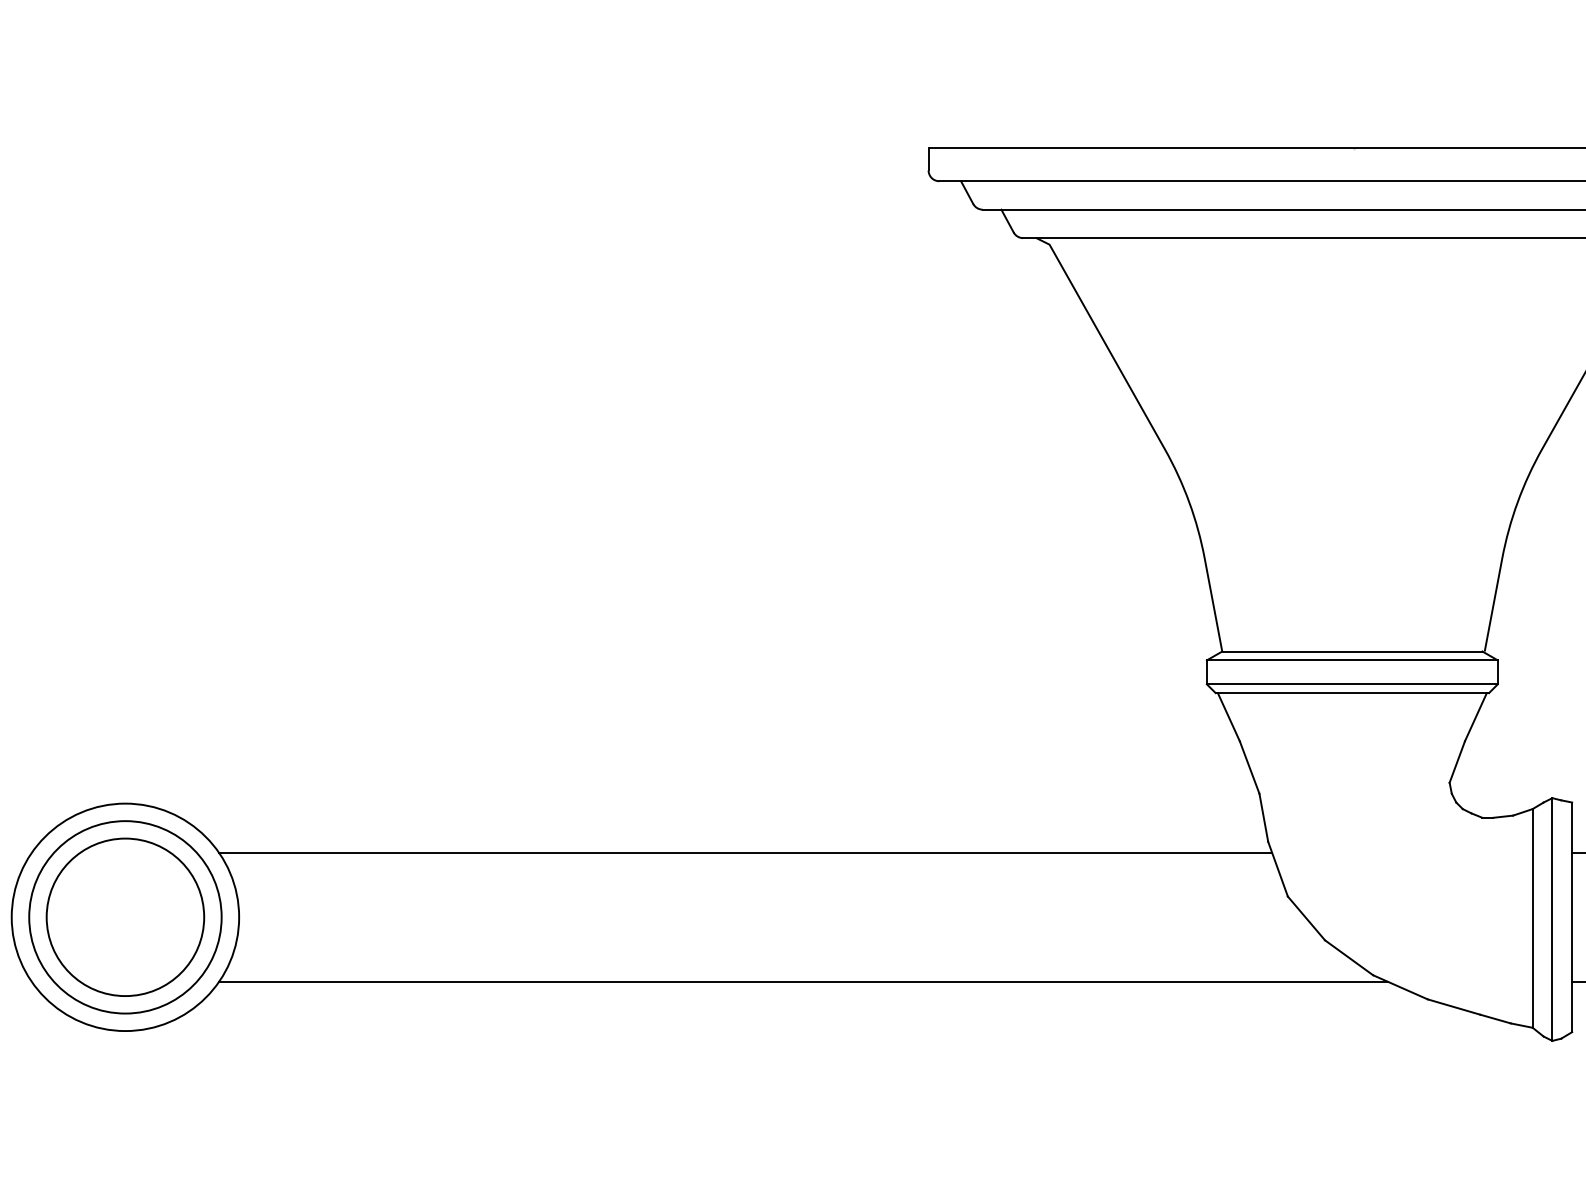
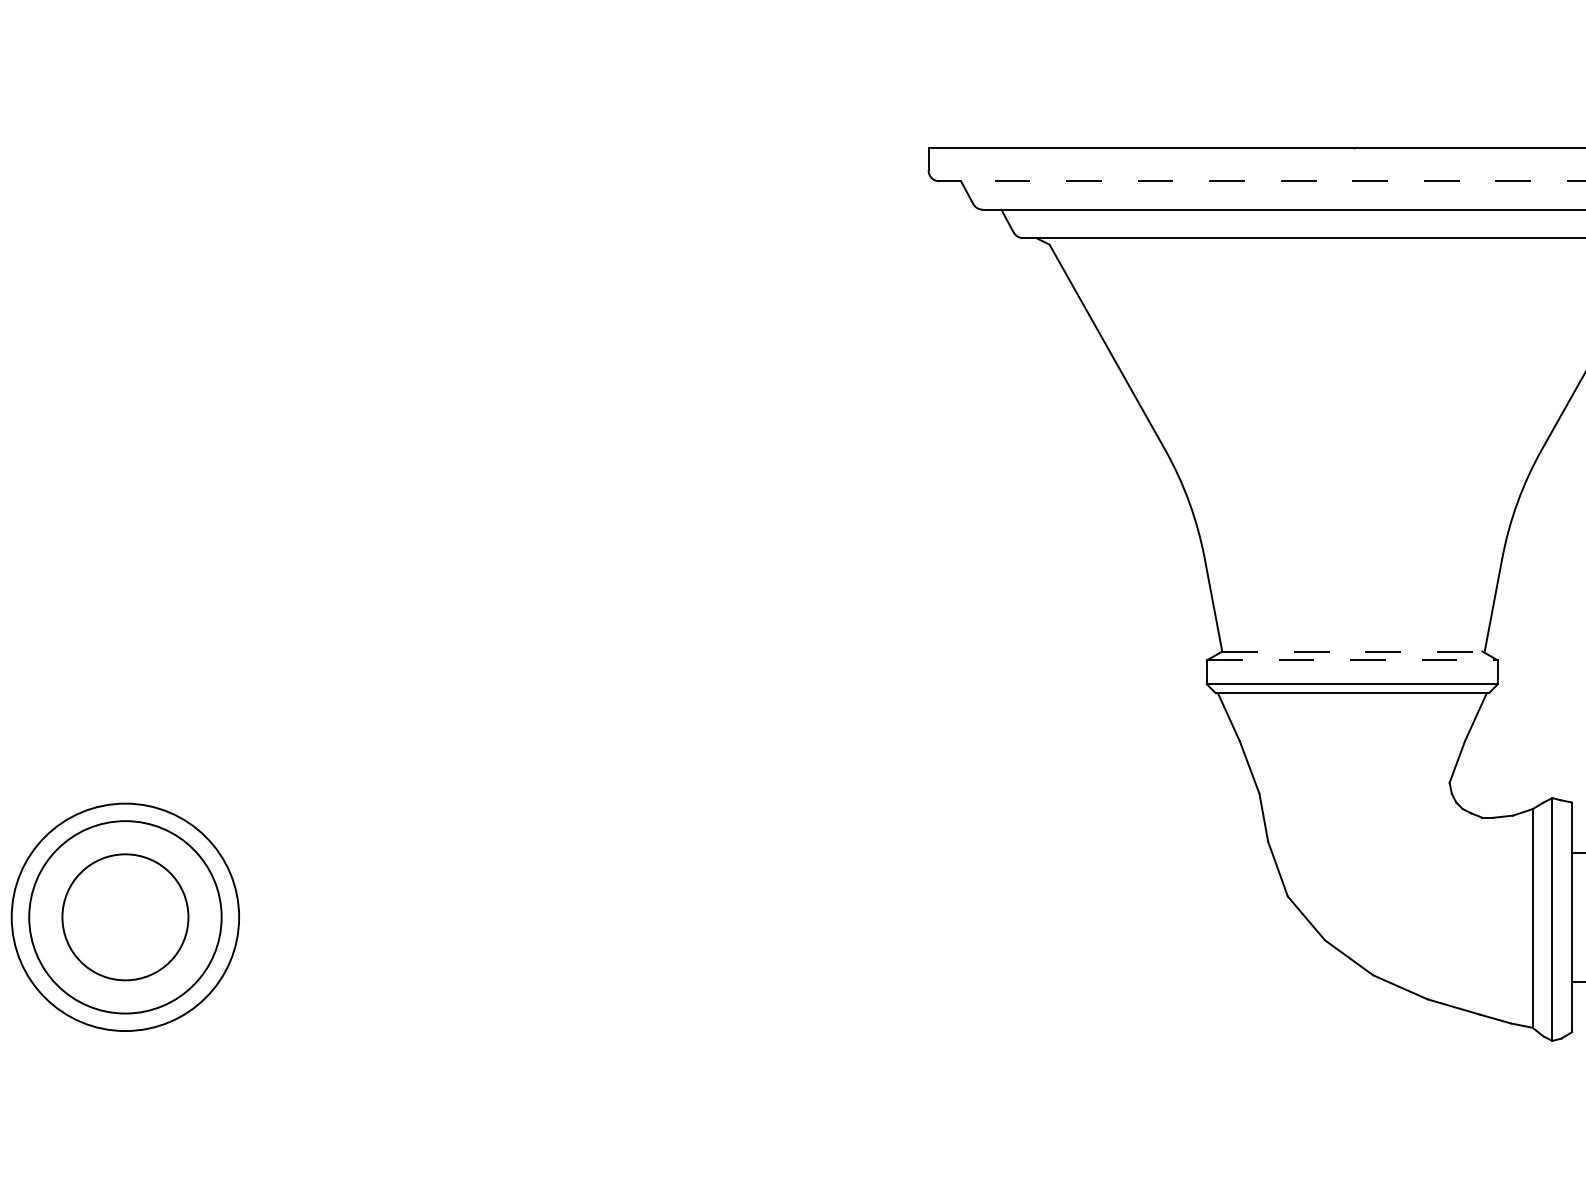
line: solid -> dashed (1273, 181)
line: solid -> dashed (1352, 651)
line: solid -> dashed (1352, 660)
line: present -> none (745, 852)
circle diameter: 158 px -> 126 px (125, 917)
line: present -> none (803, 981)
